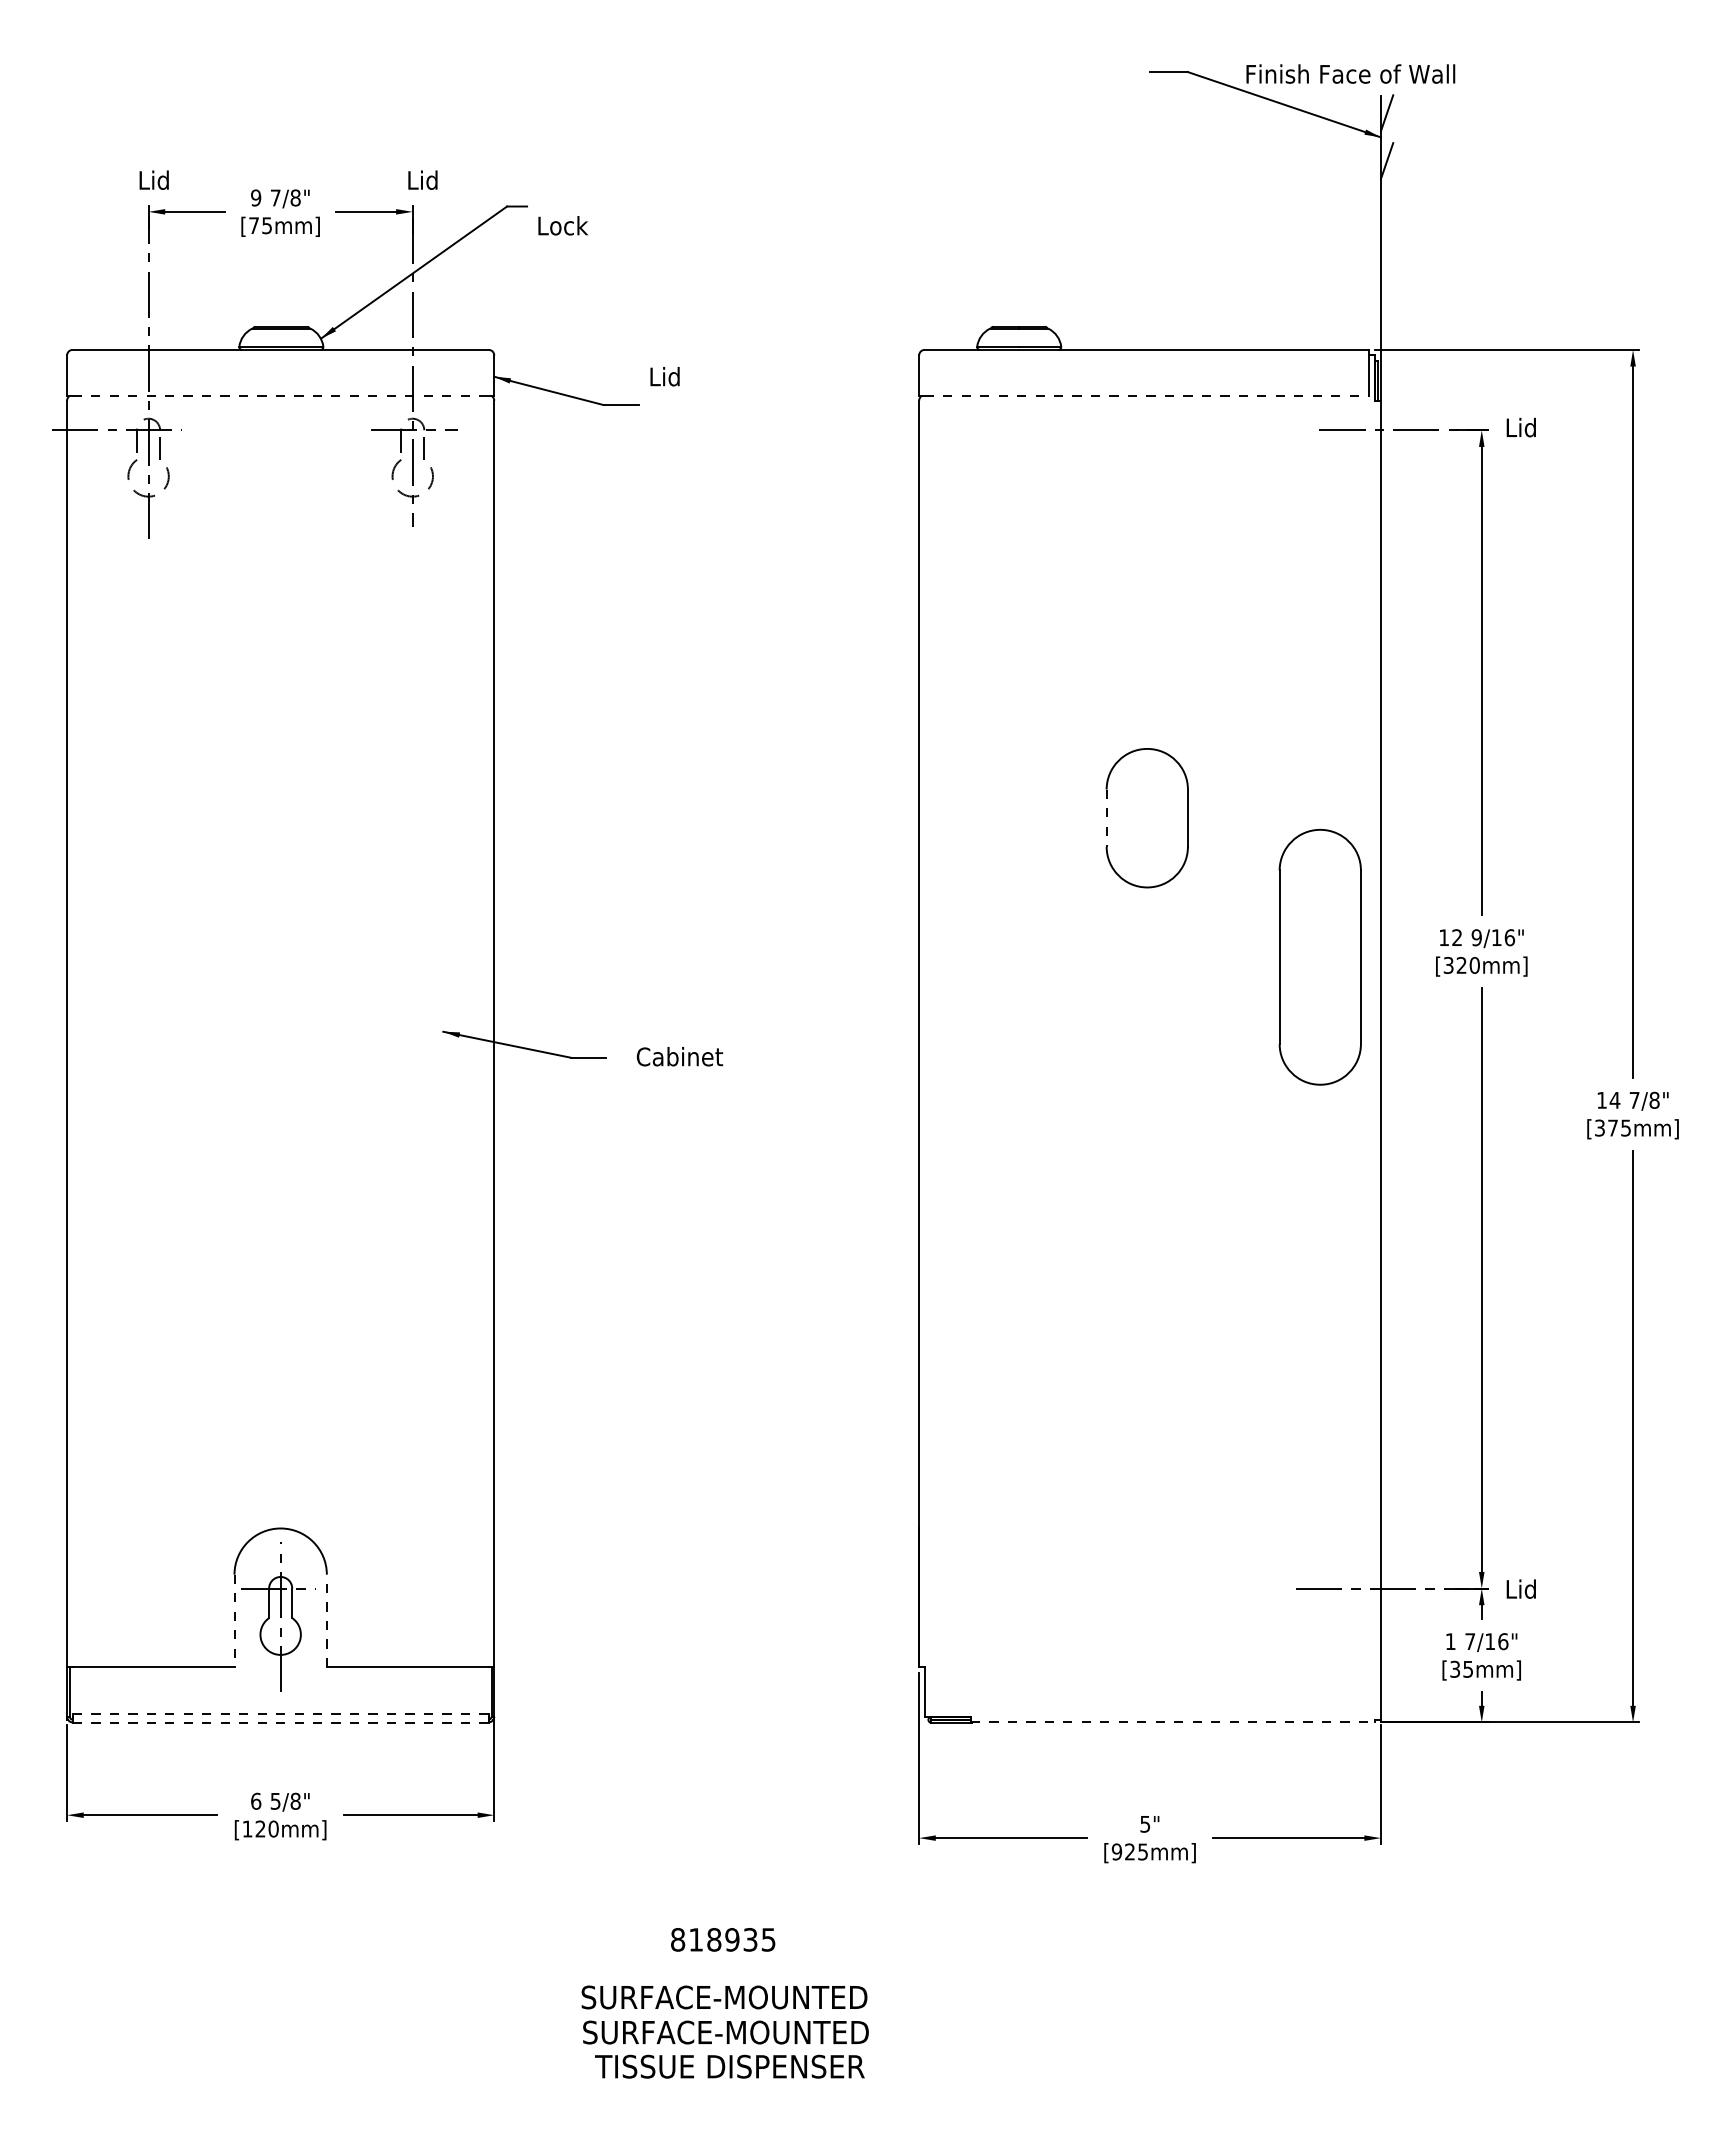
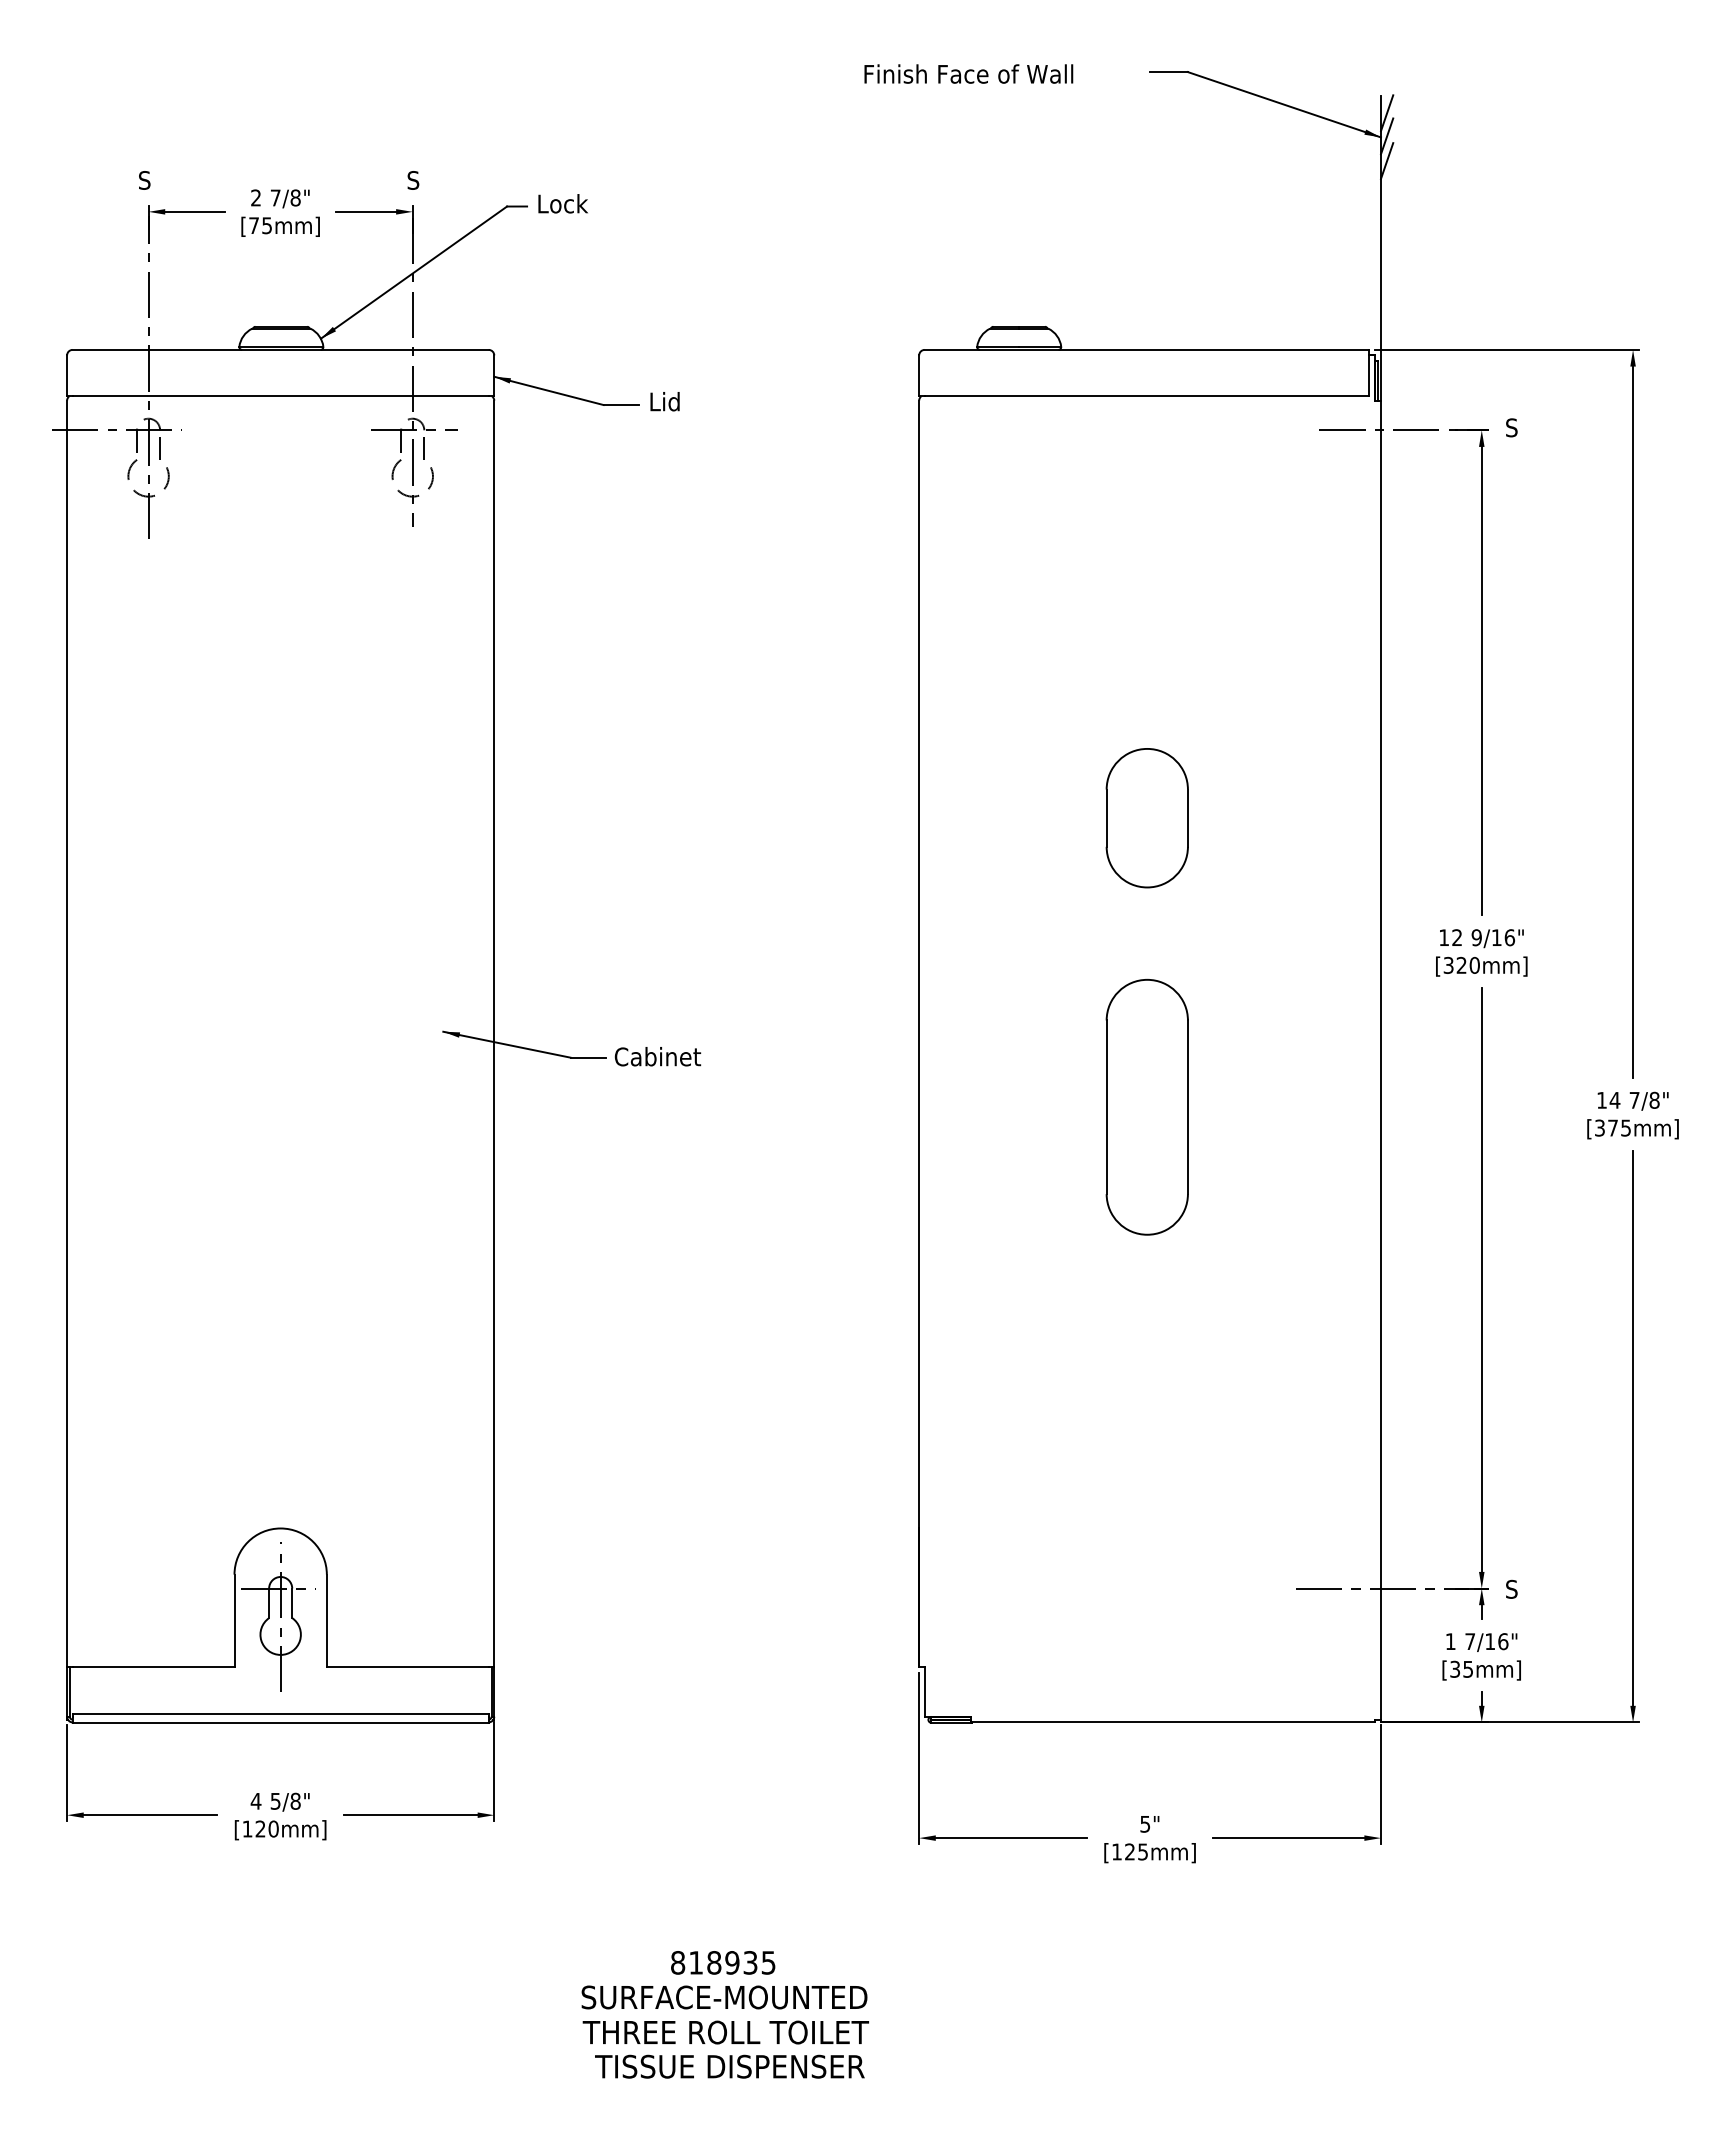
text position: (1350, 73) -> (968, 73) (968, 73)
line: none -> present (1386, 136)
text: Lid -> S (153, 179)
text: Lid -> S (422, 179)
text: 9 -> 2 (256, 197)
text position: (562, 225) -> (562, 203) (562, 203)
text position: (664, 376) -> (664, 401) (664, 401)
line: dashed -> solid (281, 396)
line: dashed -> solid (1147, 396)
text: Lid -> S (1520, 427)
line: dashed -> solid (1106, 818)
part position: (1319, 956) -> (1146, 1106) (1146, 1106)
text position: (679, 1056) -> (657, 1056) (657, 1056)
text: Lid -> S (1520, 1588)
line: dashed -> solid (326, 1620)
line: dashed -> solid (234, 1621)
line: dashed -> solid (280, 1713)
line: dashed -> solid (280, 1722)
line: dashed -> solid (1173, 1722)
text: 6 -> 4 (255, 1800)
text: [925mm] -> [125mm] (1116, 1851)
text position: (723, 1939) -> (723, 1962) (723, 1962)
text: SURFACE-MOUNTED -> THREE ROLL TOILET (725, 2032)
